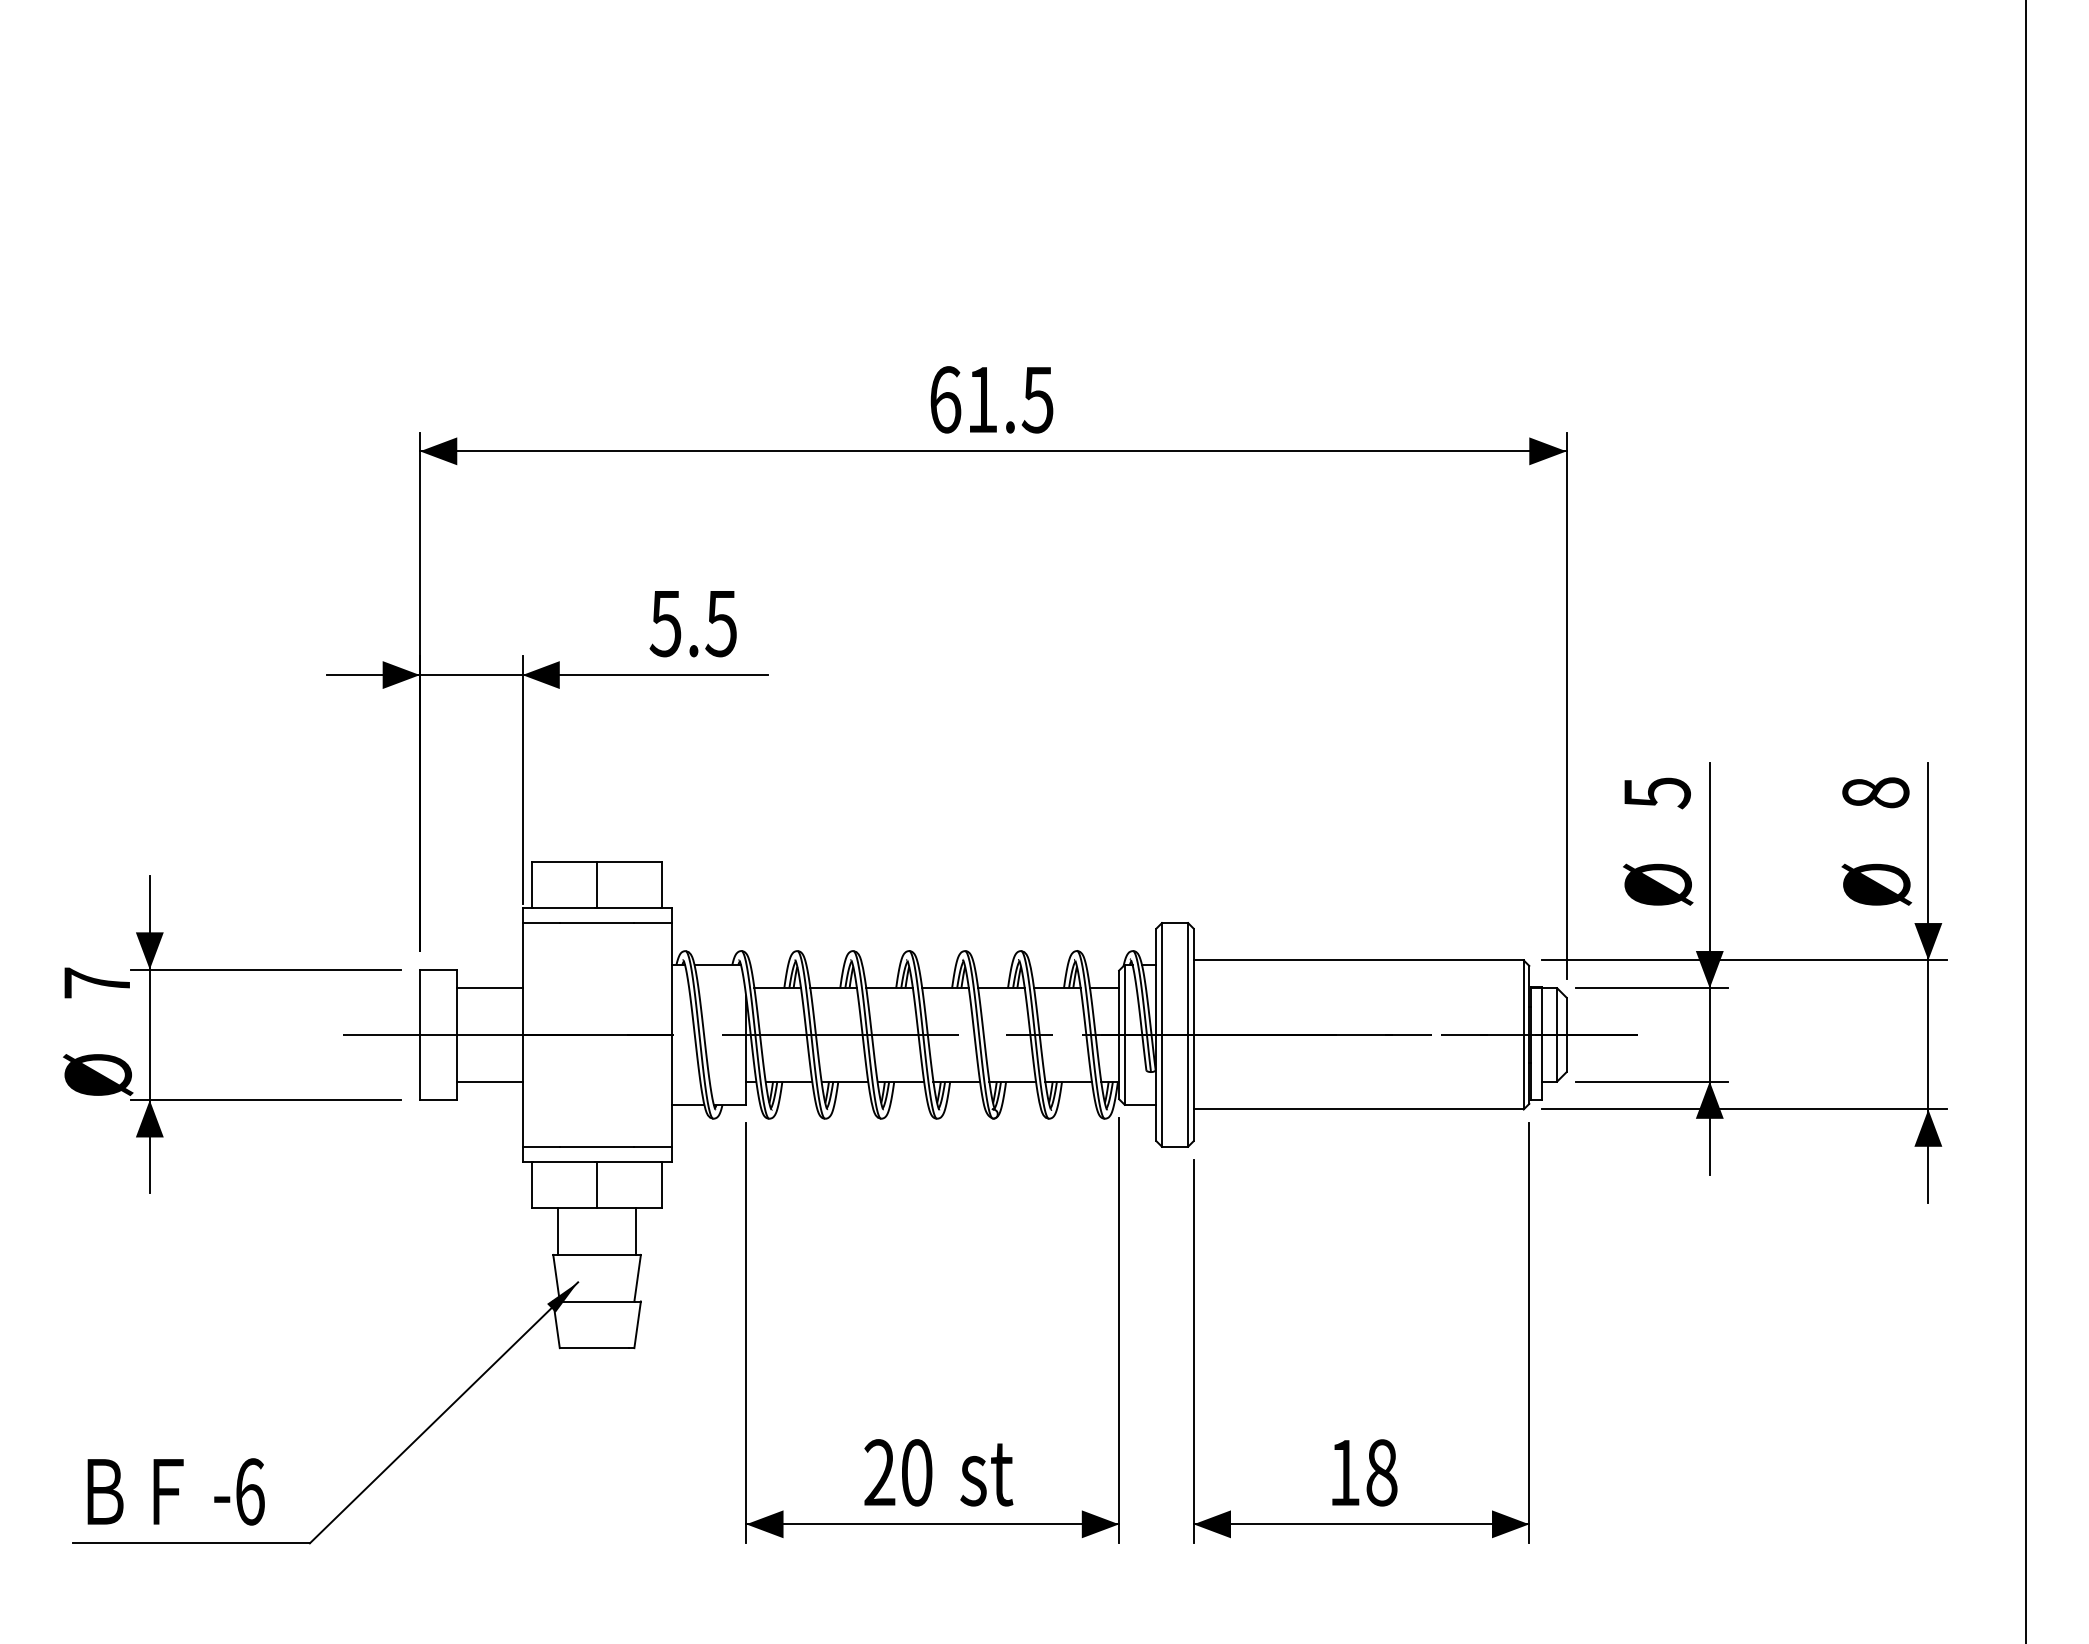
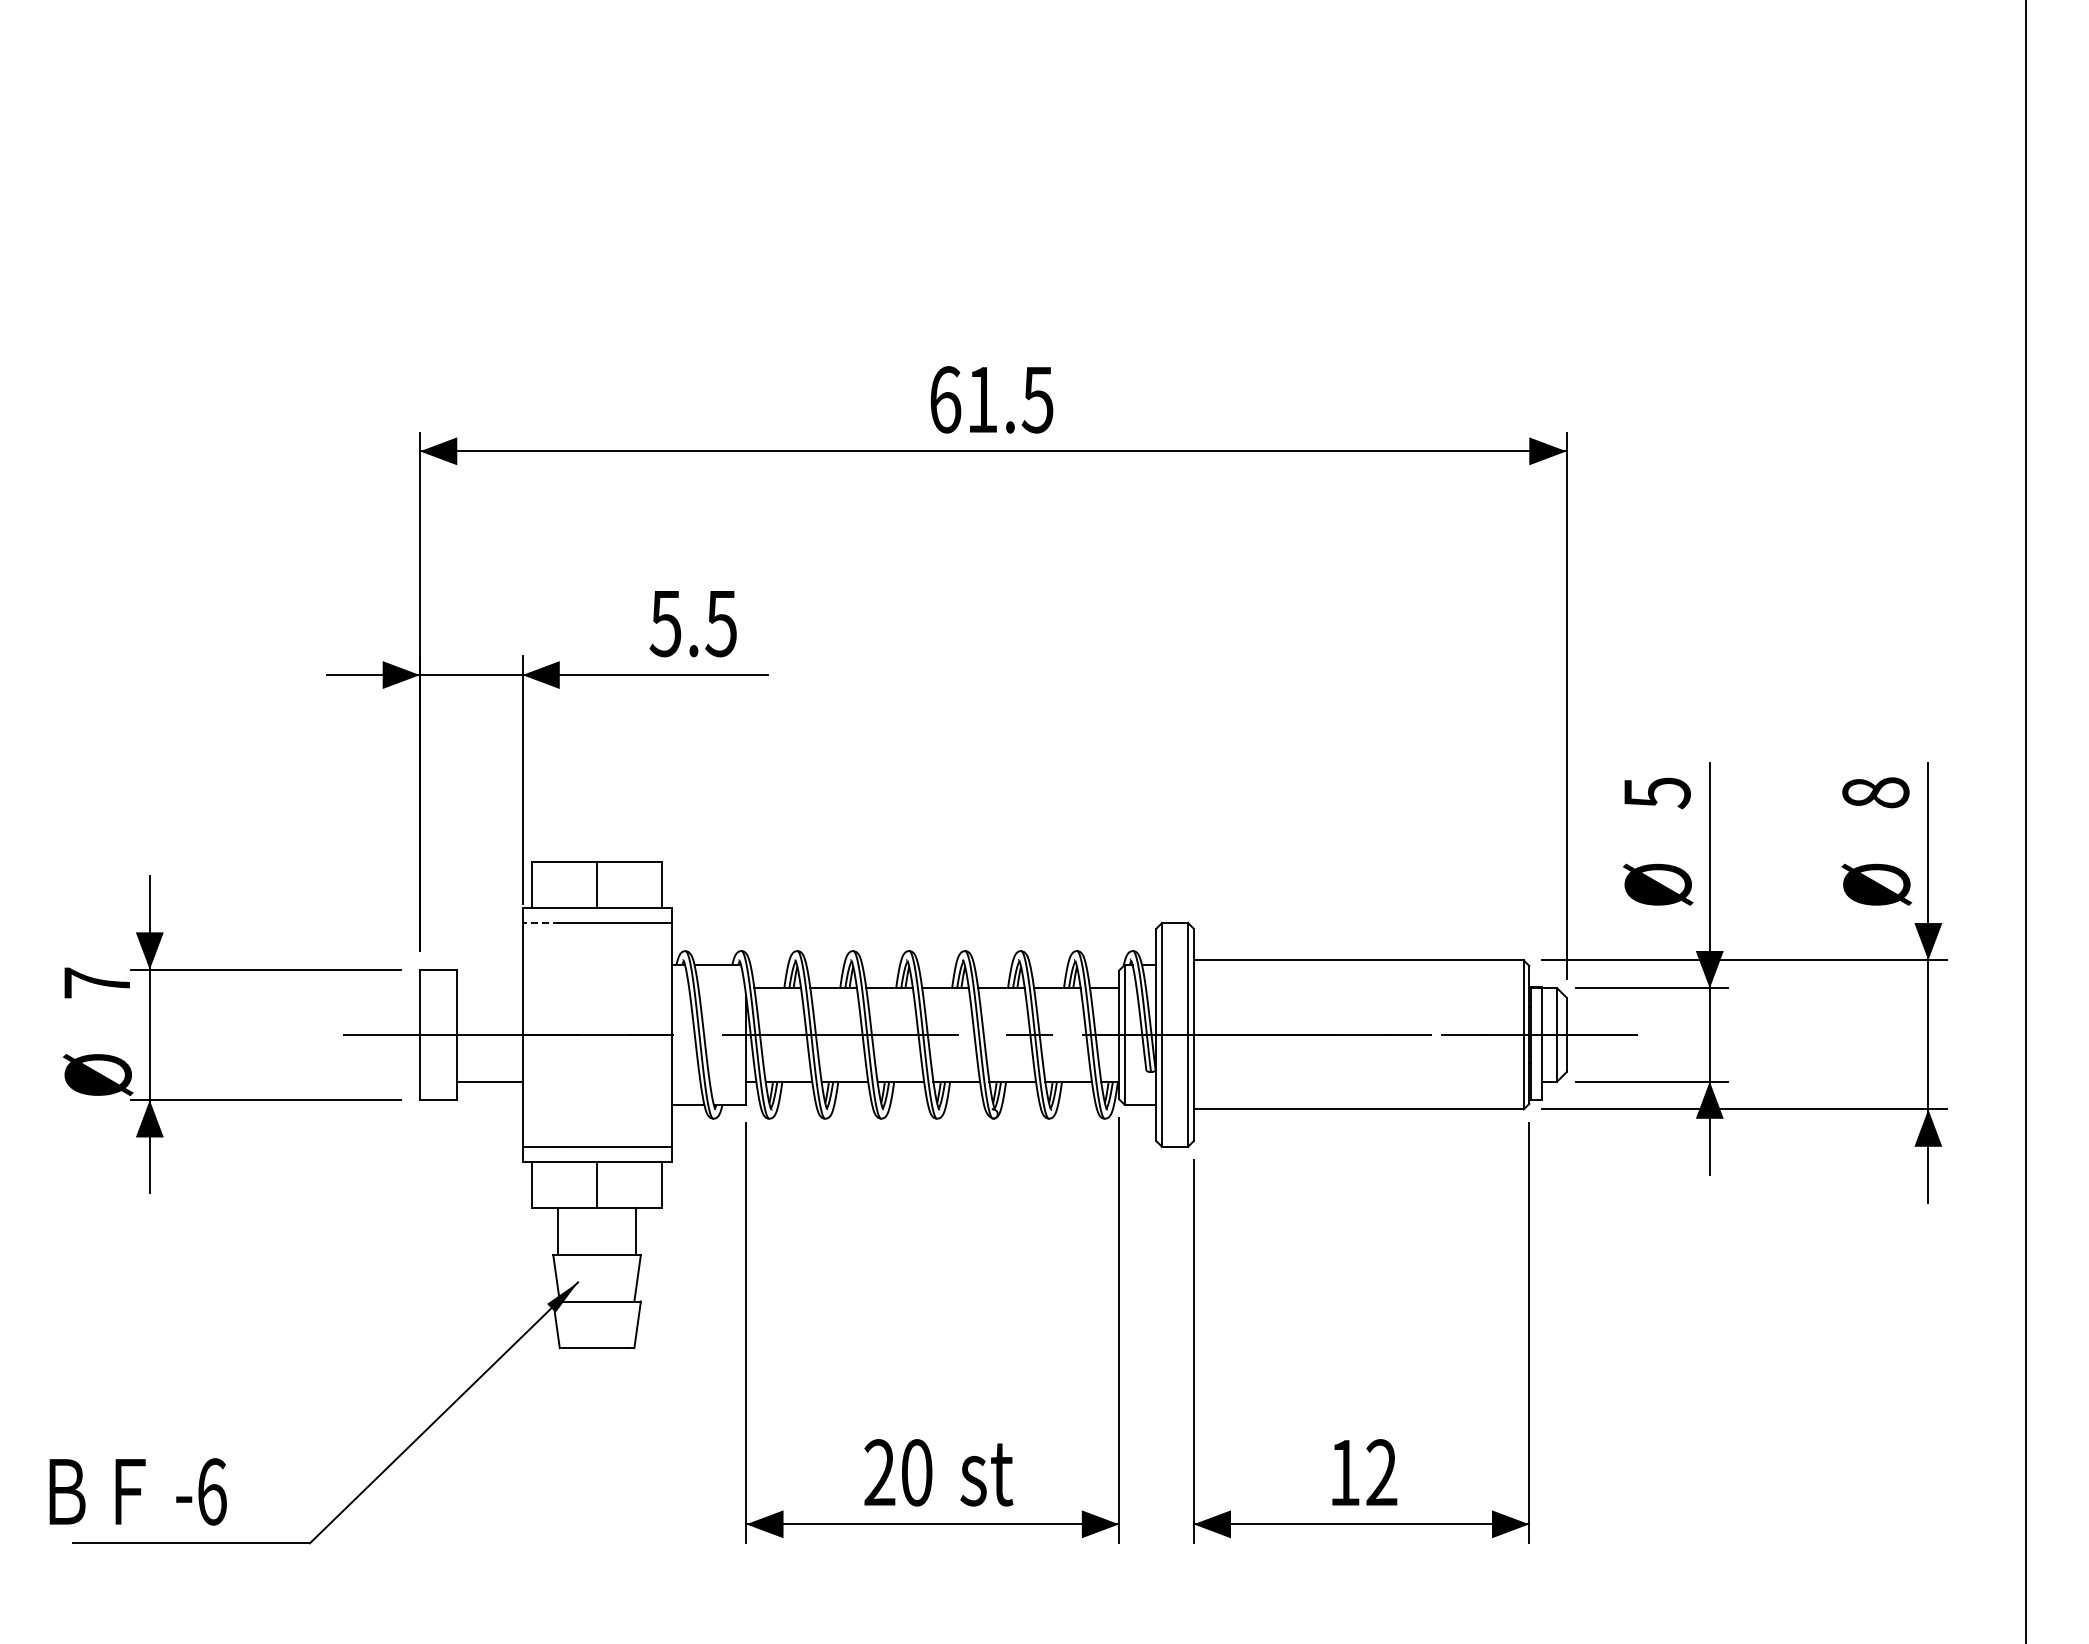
line: solid -> dashed (541, 923)
line: present -> none (489, 988)
text: 18 -> 12 (1381, 1472)
text position: (175, 1491) -> (137, 1491) (137, 1491)
